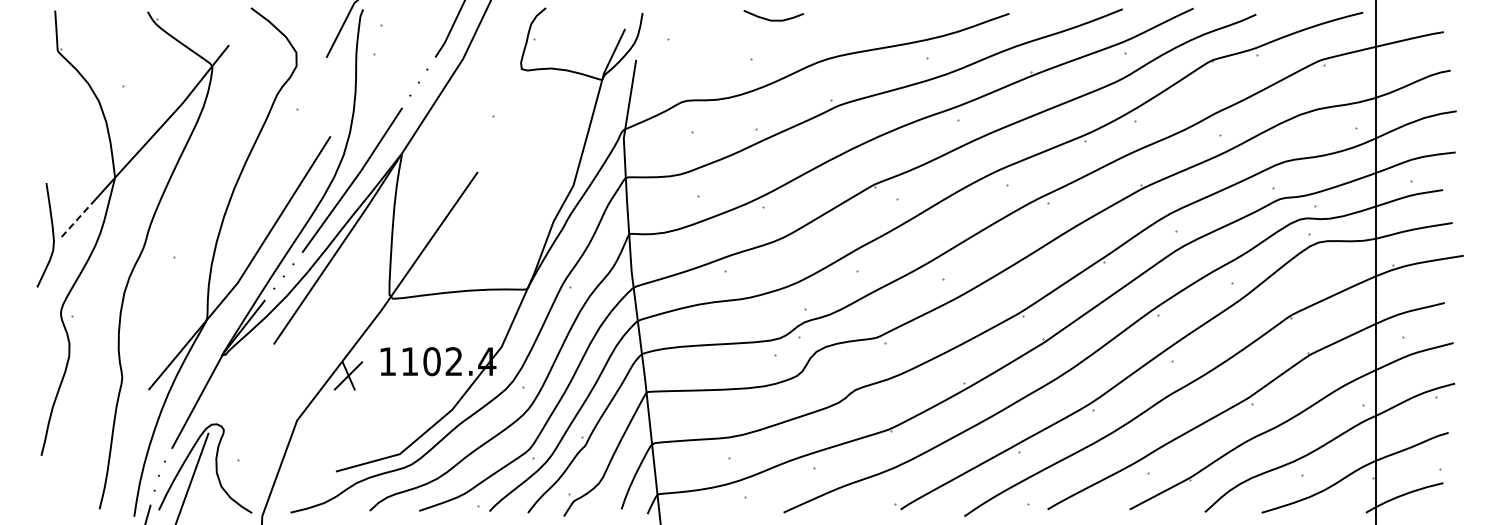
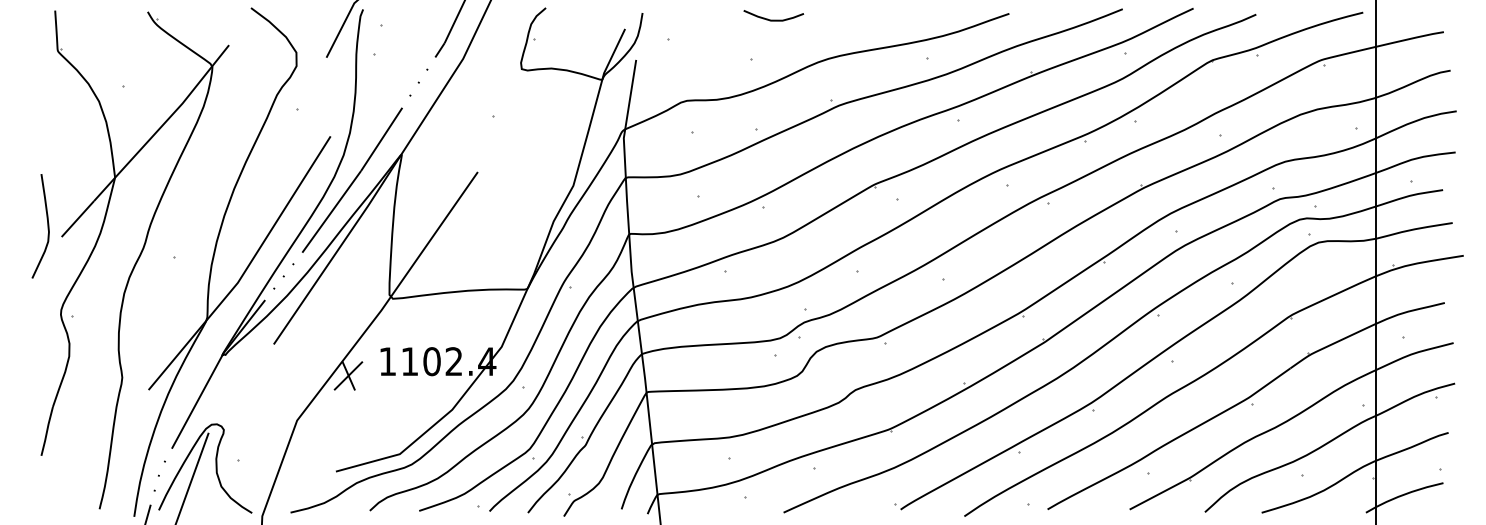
line: dashed -> solid (78, 218)
curve position: (52, 235) -> (47, 226) (47, 226)
